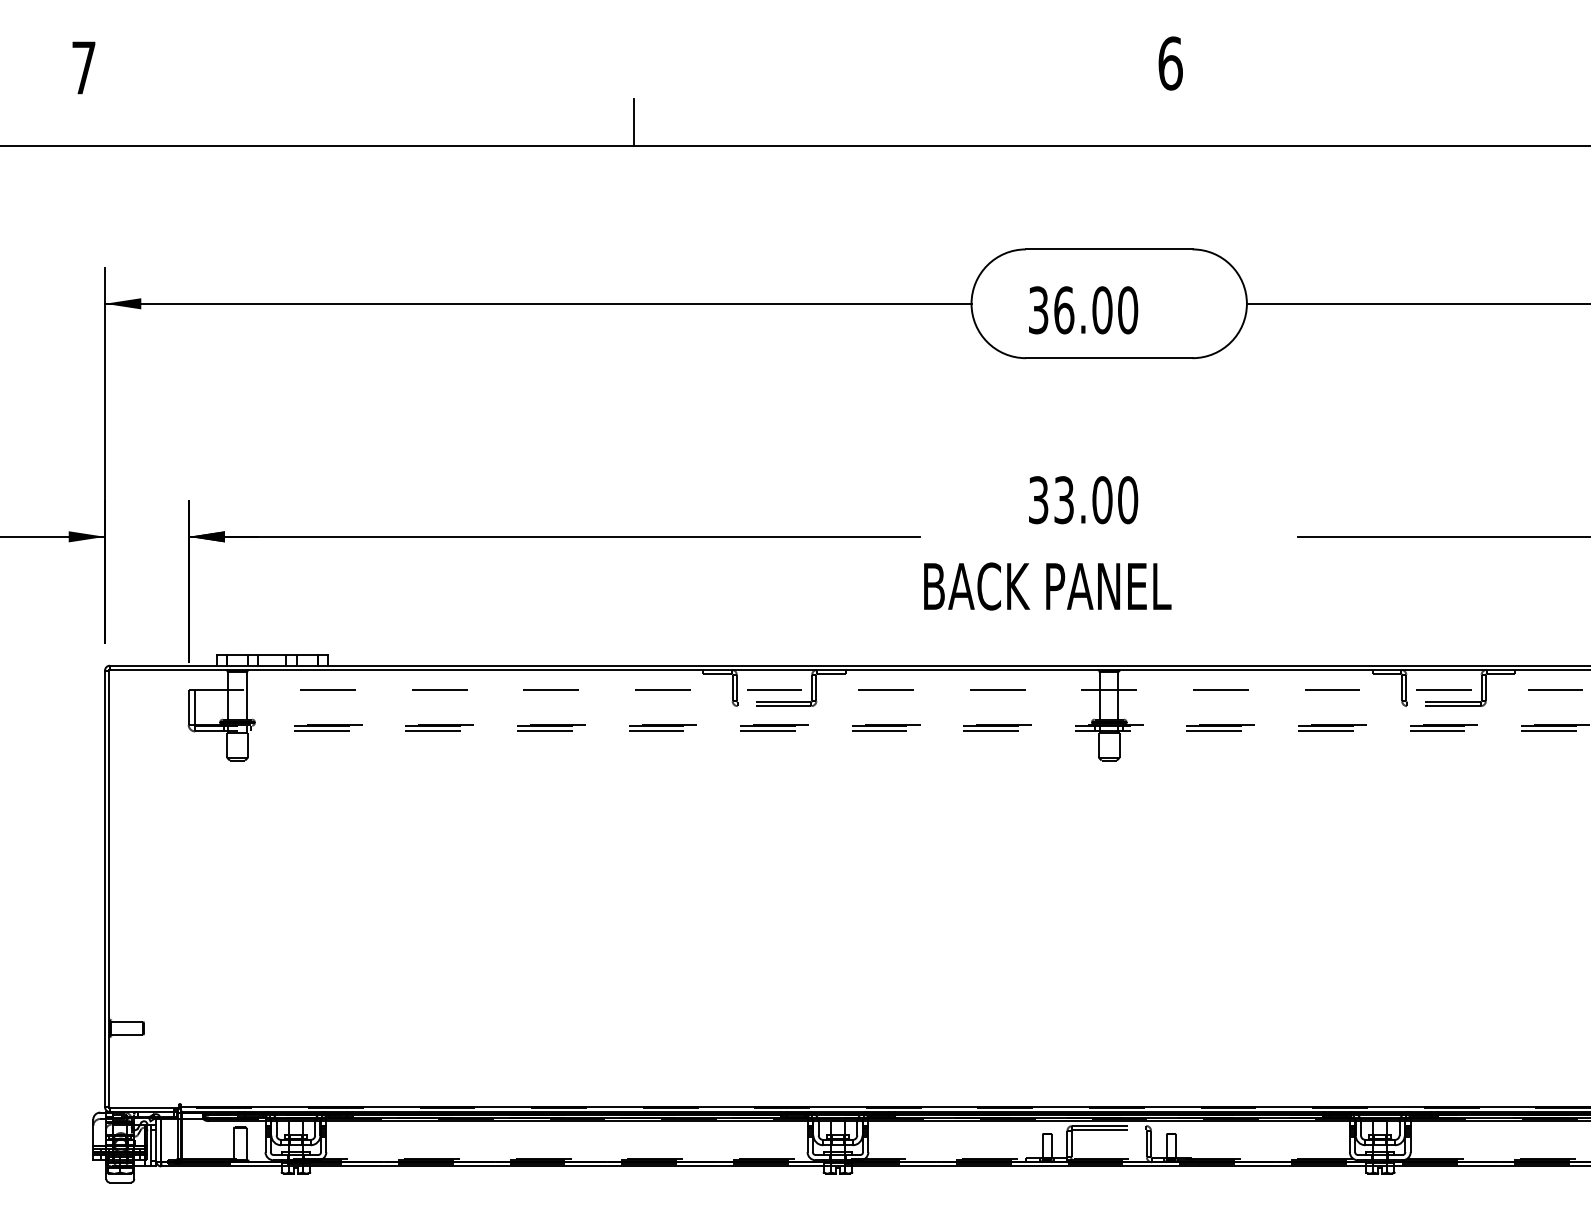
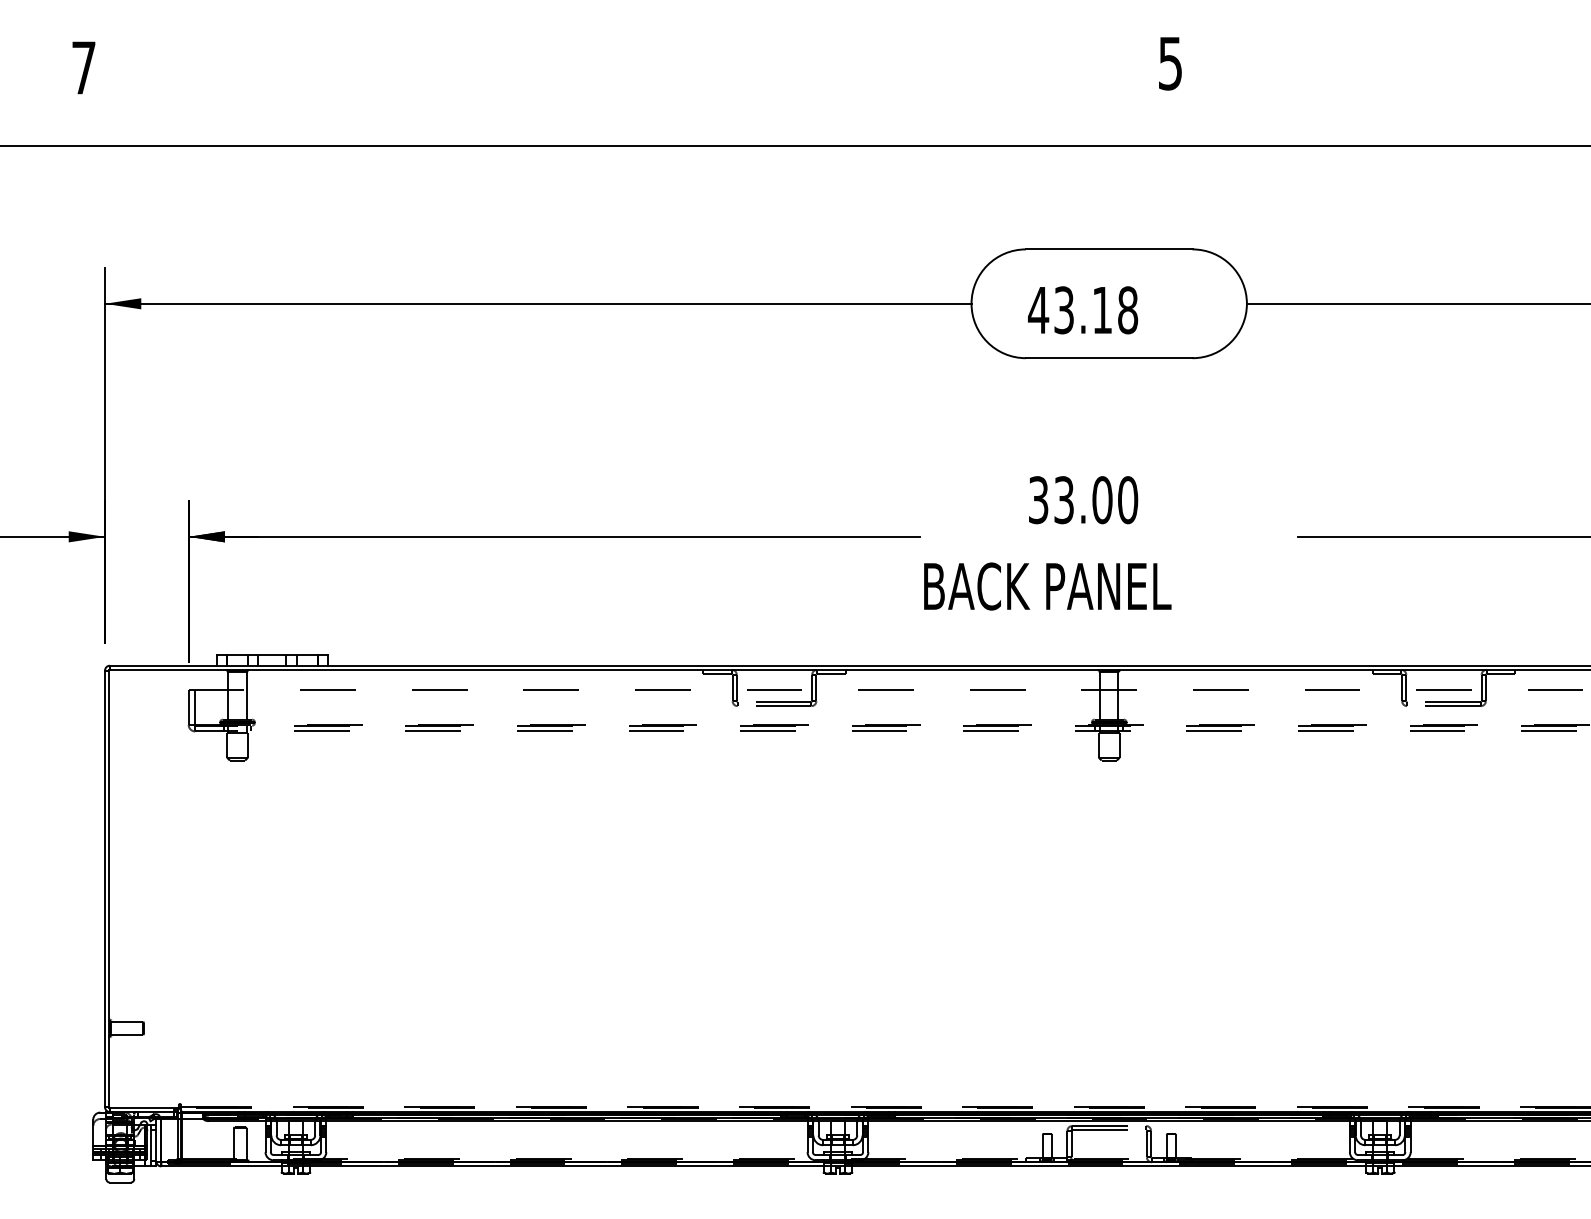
text: 6 -> 5 (1170, 63)
line: present -> none (633, 121)
text: 36.00 -> 43.18 (1083, 310)
line: solid -> dashed (885, 1107)
